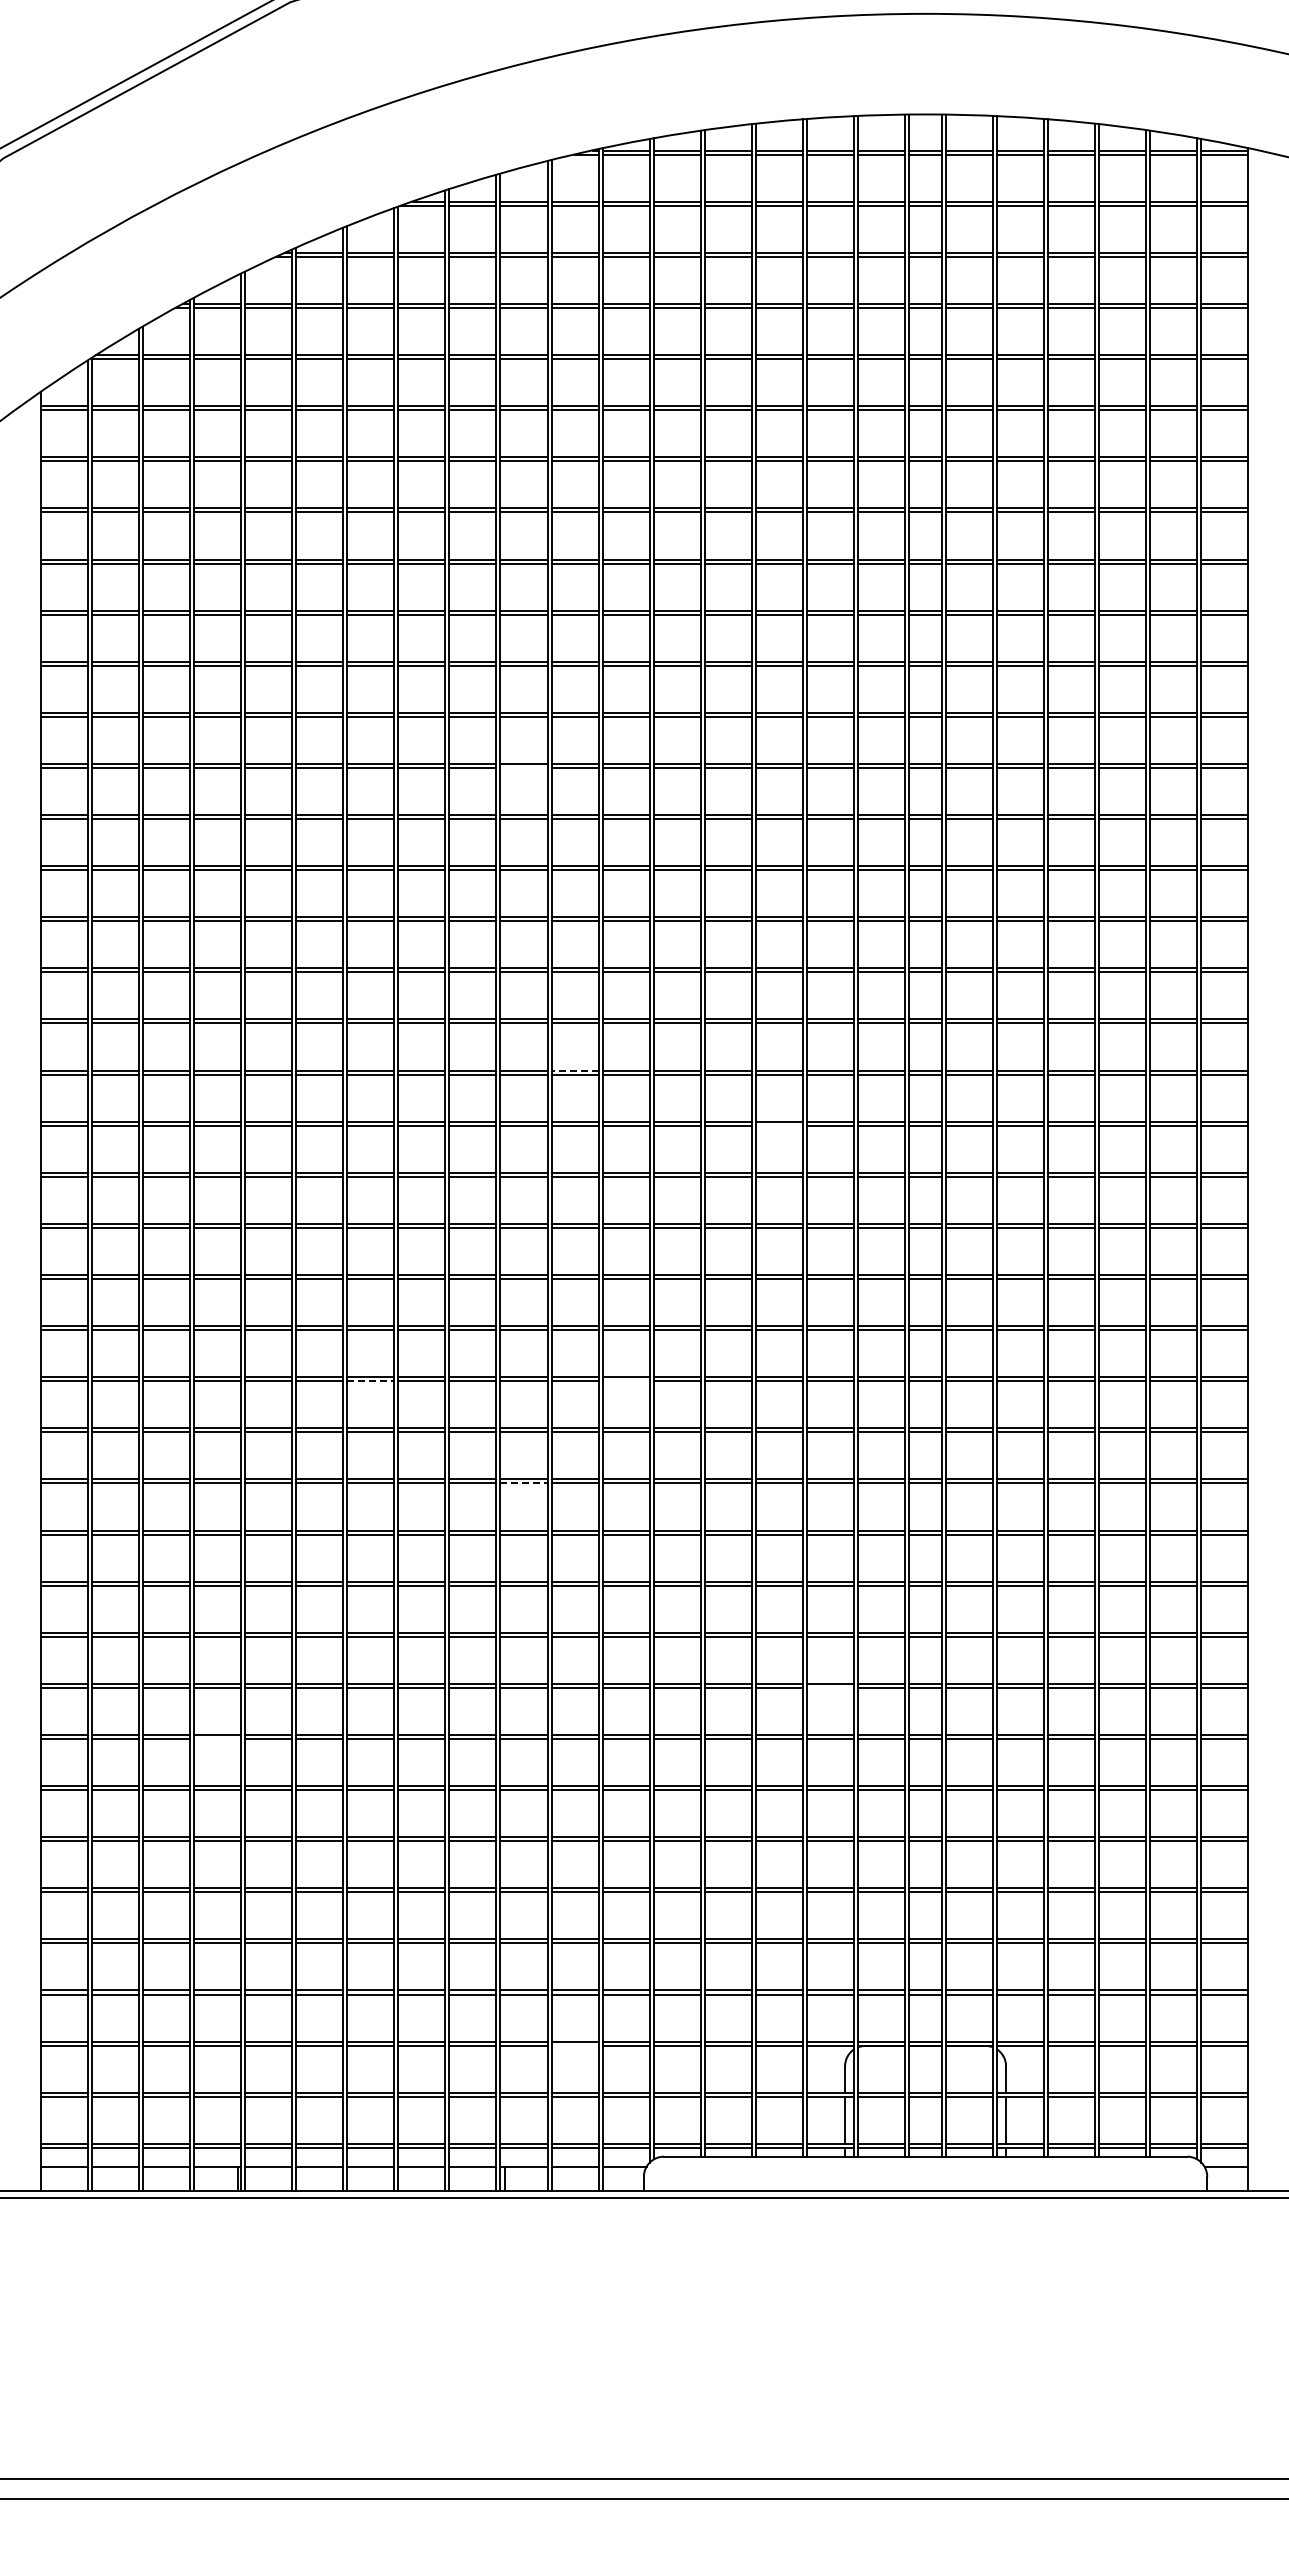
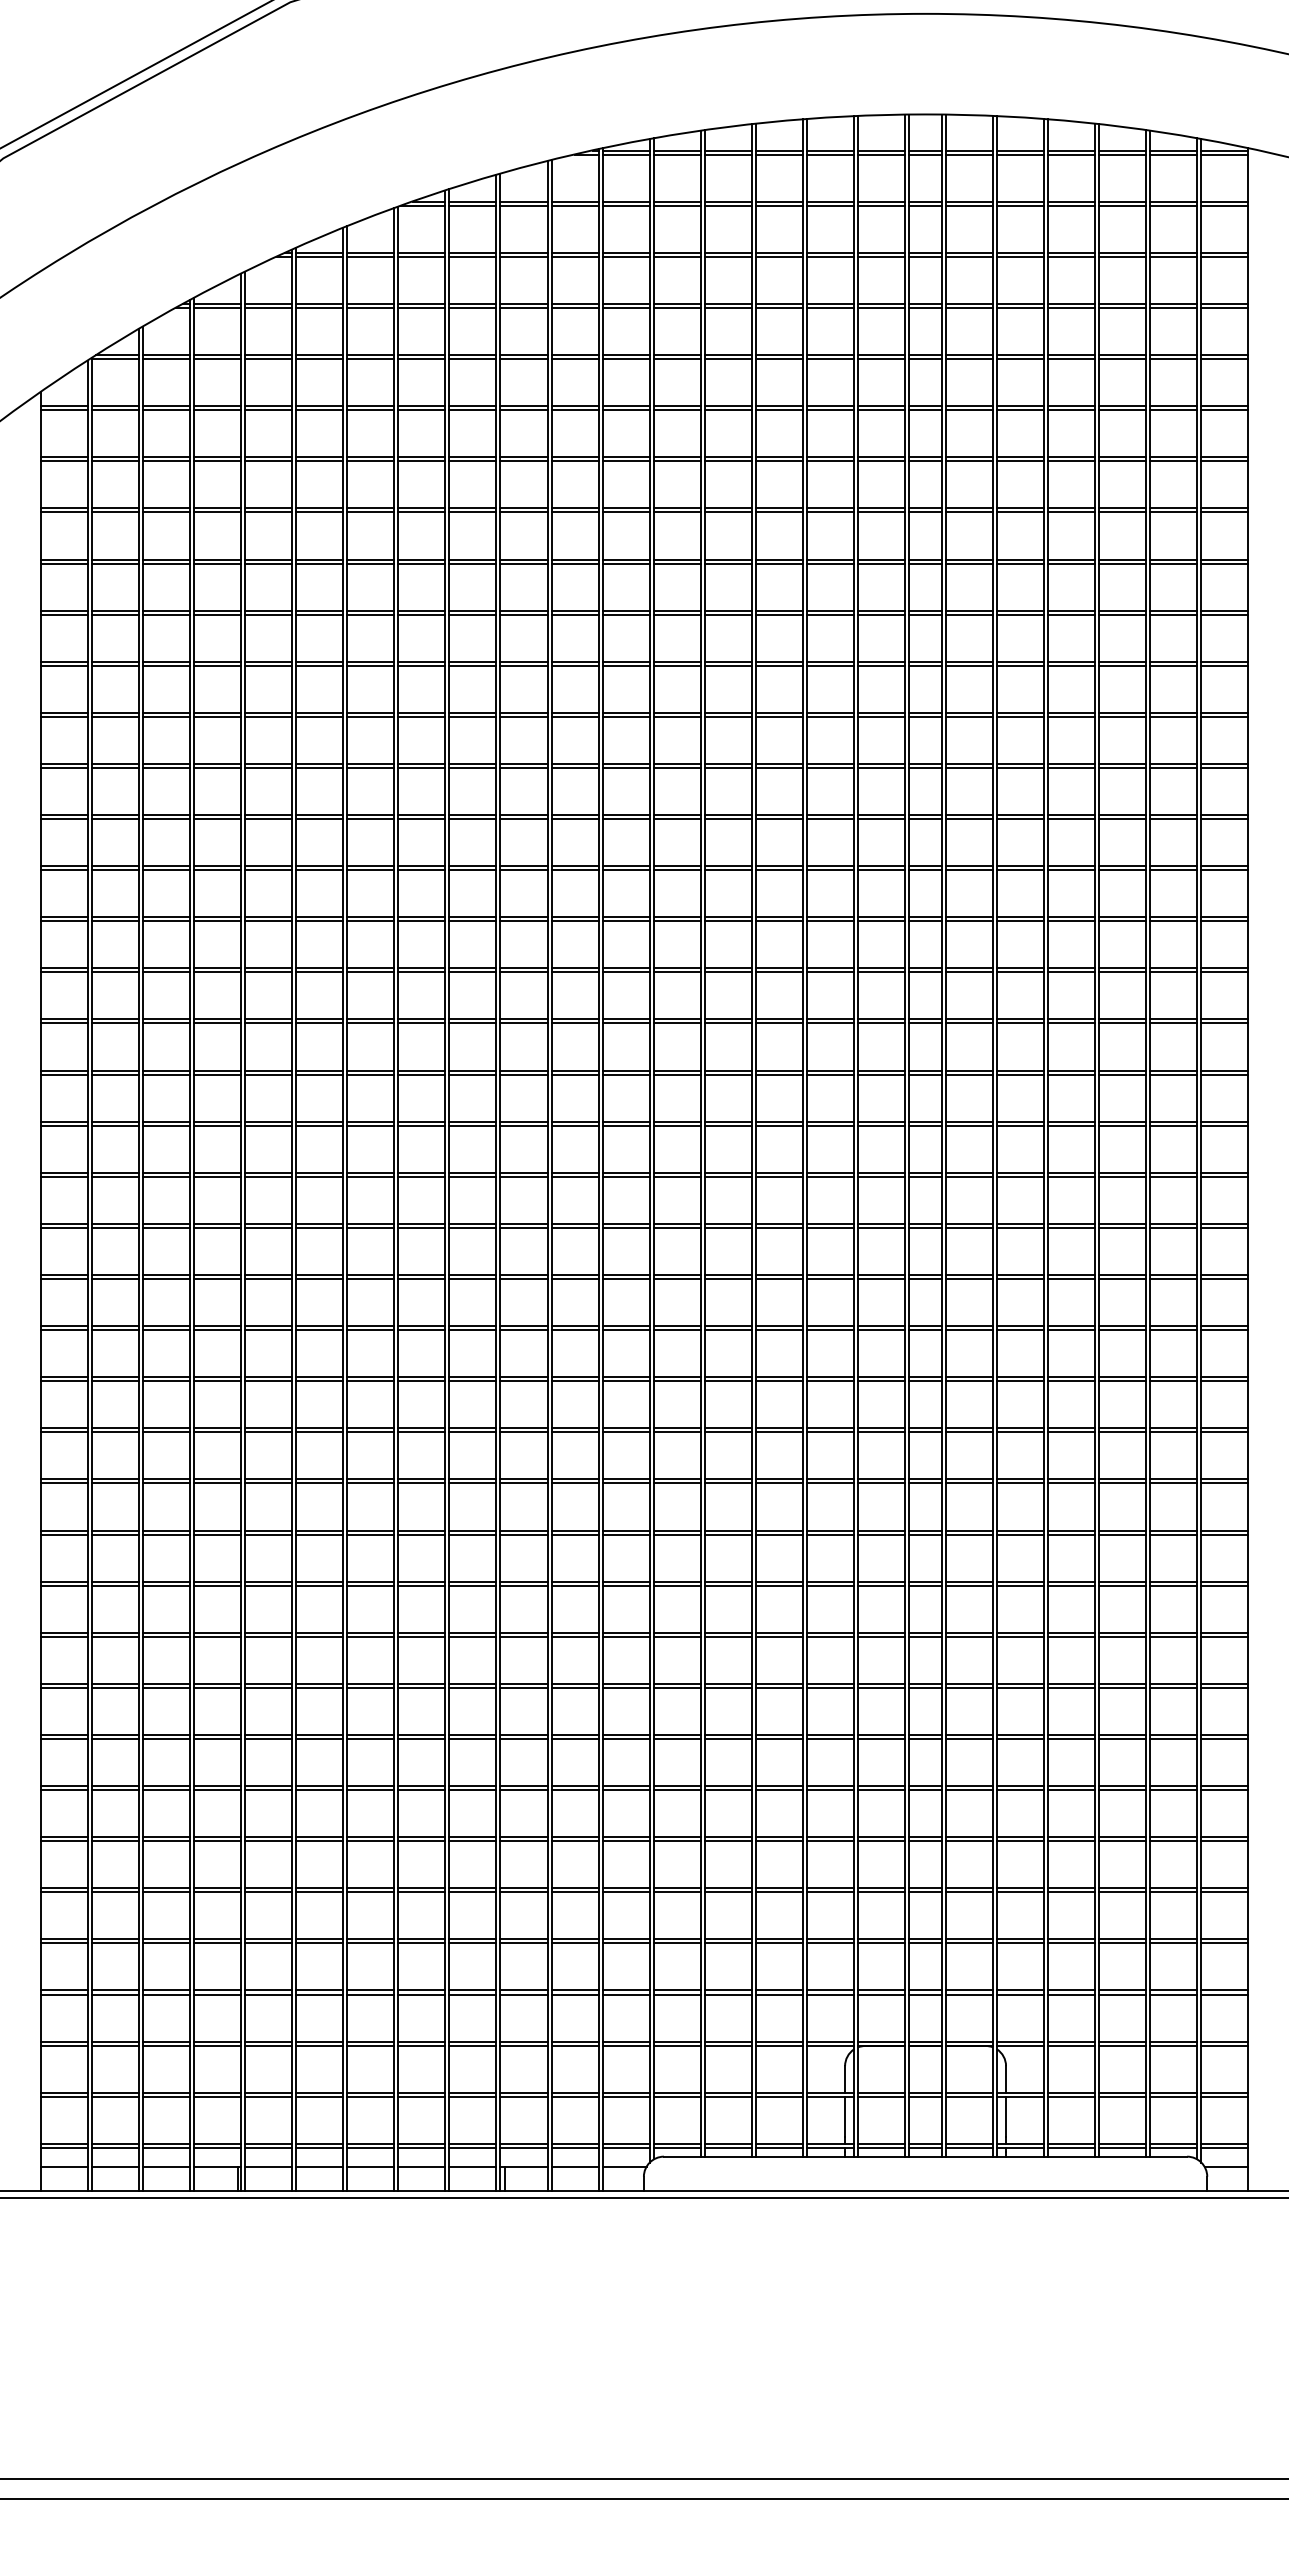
line: none -> present (523, 767)
line: dashed -> solid (575, 1070)
line: none -> present (779, 1125)
line: dashed -> solid (370, 1381)
line: none -> present (625, 1381)
line: dashed -> solid (524, 1483)
line: none -> present (830, 1687)
line: none -> present (216, 1738)
line: none -> present (574, 2045)
